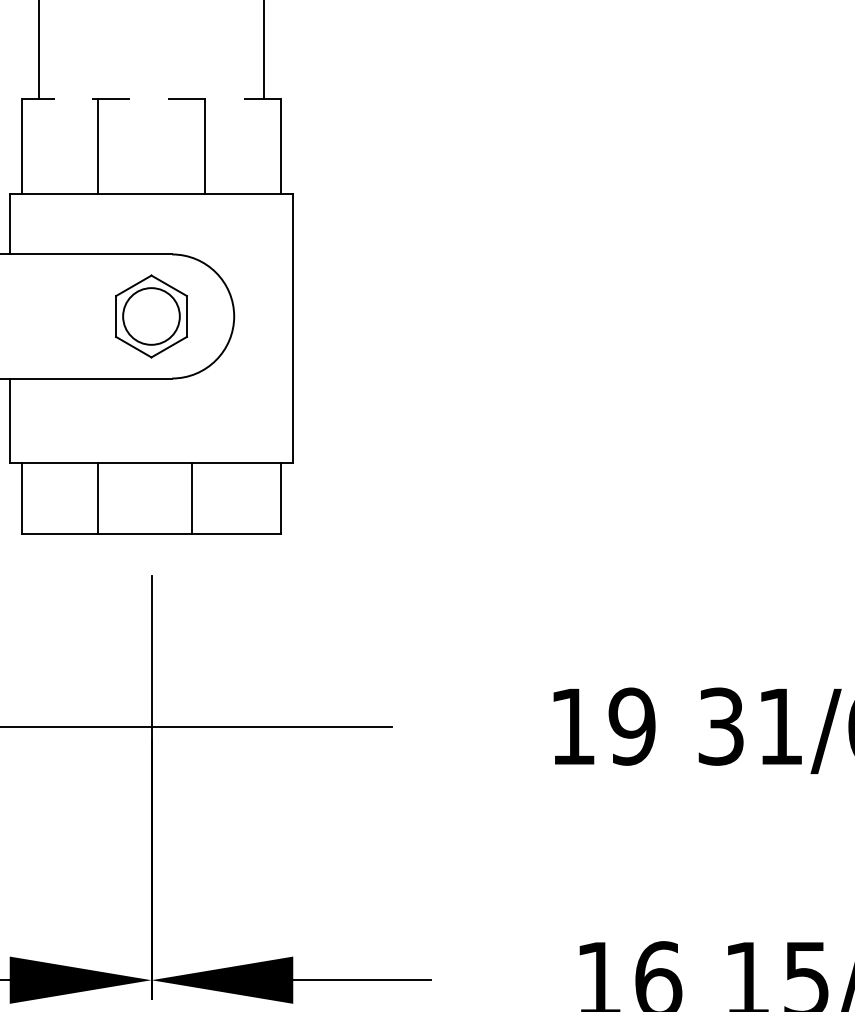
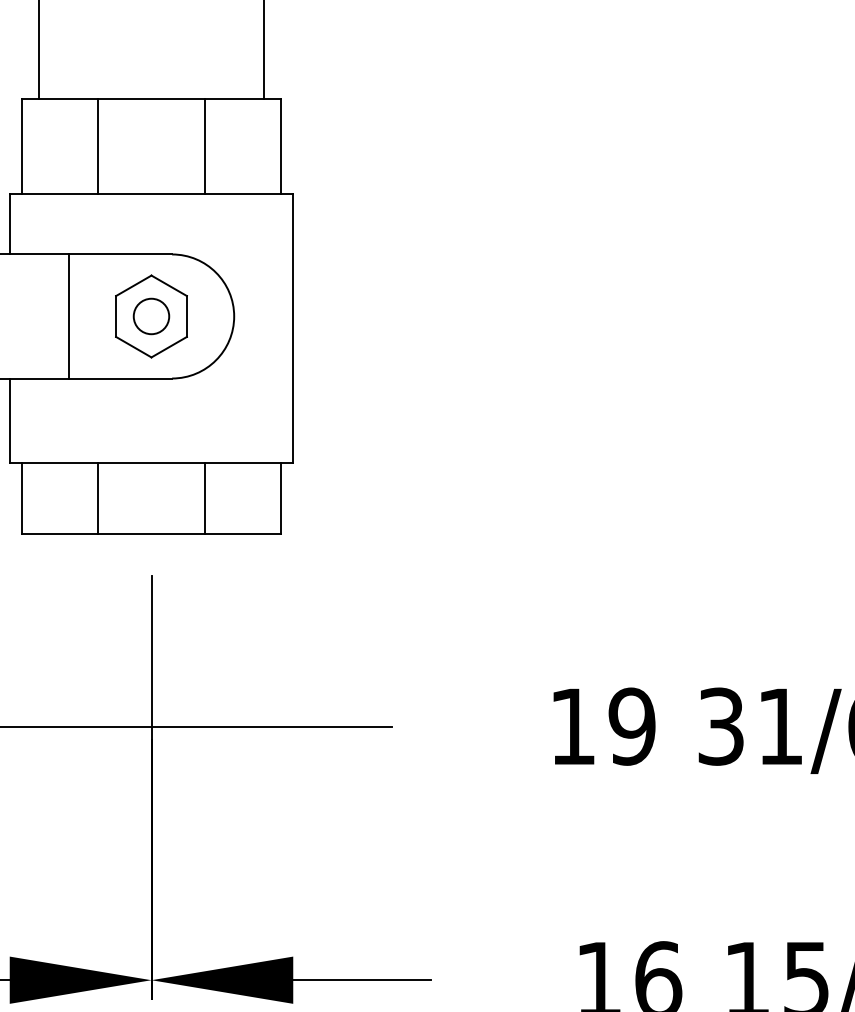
line: dashed -> solid (151, 99)
line: none -> present (68, 316)
circle diameter: 57 px -> 35 px (151, 316)
line position: (192, 497) -> (205, 497) (205, 497)
